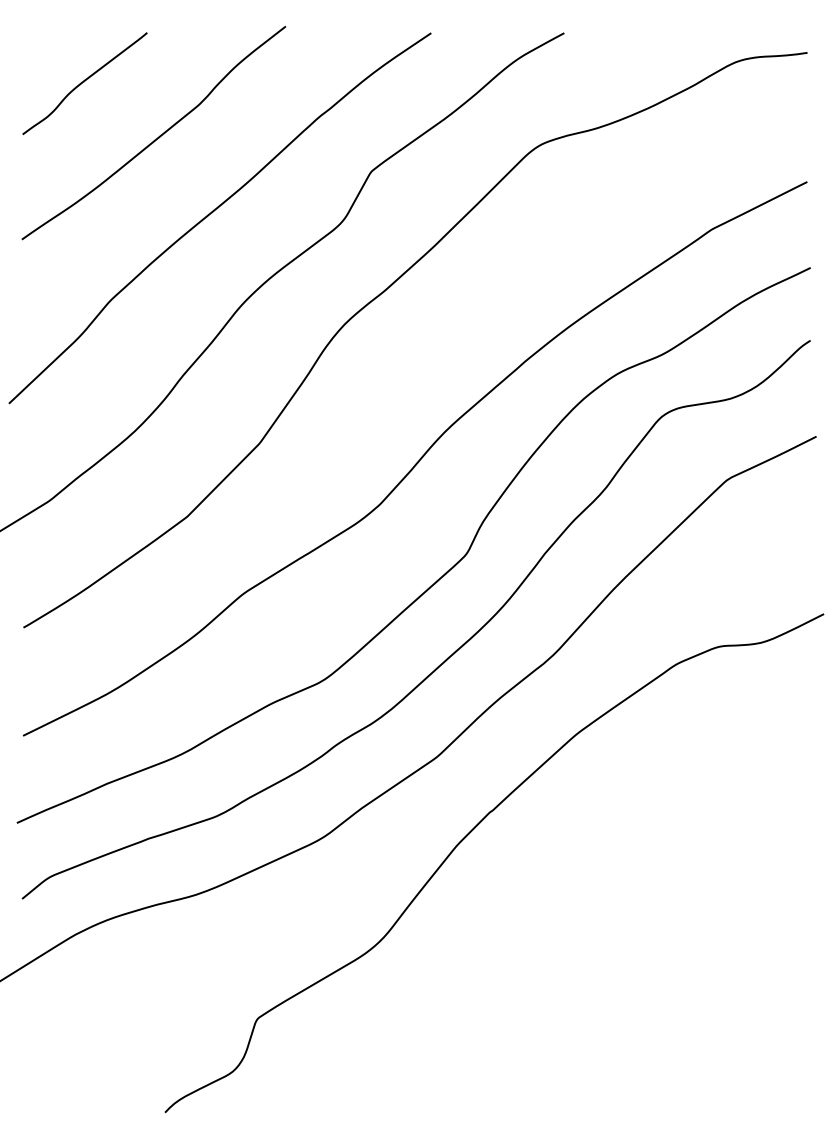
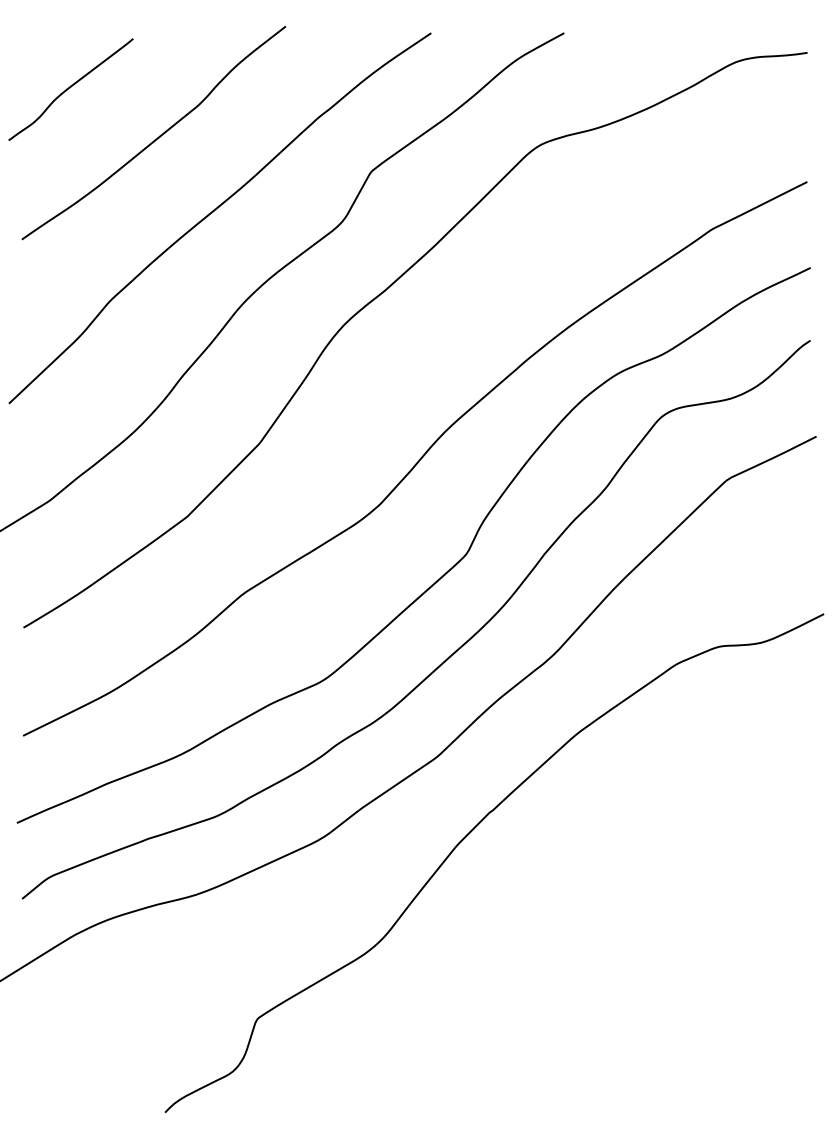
curve position: (84, 82) -> (70, 88) (70, 88)
